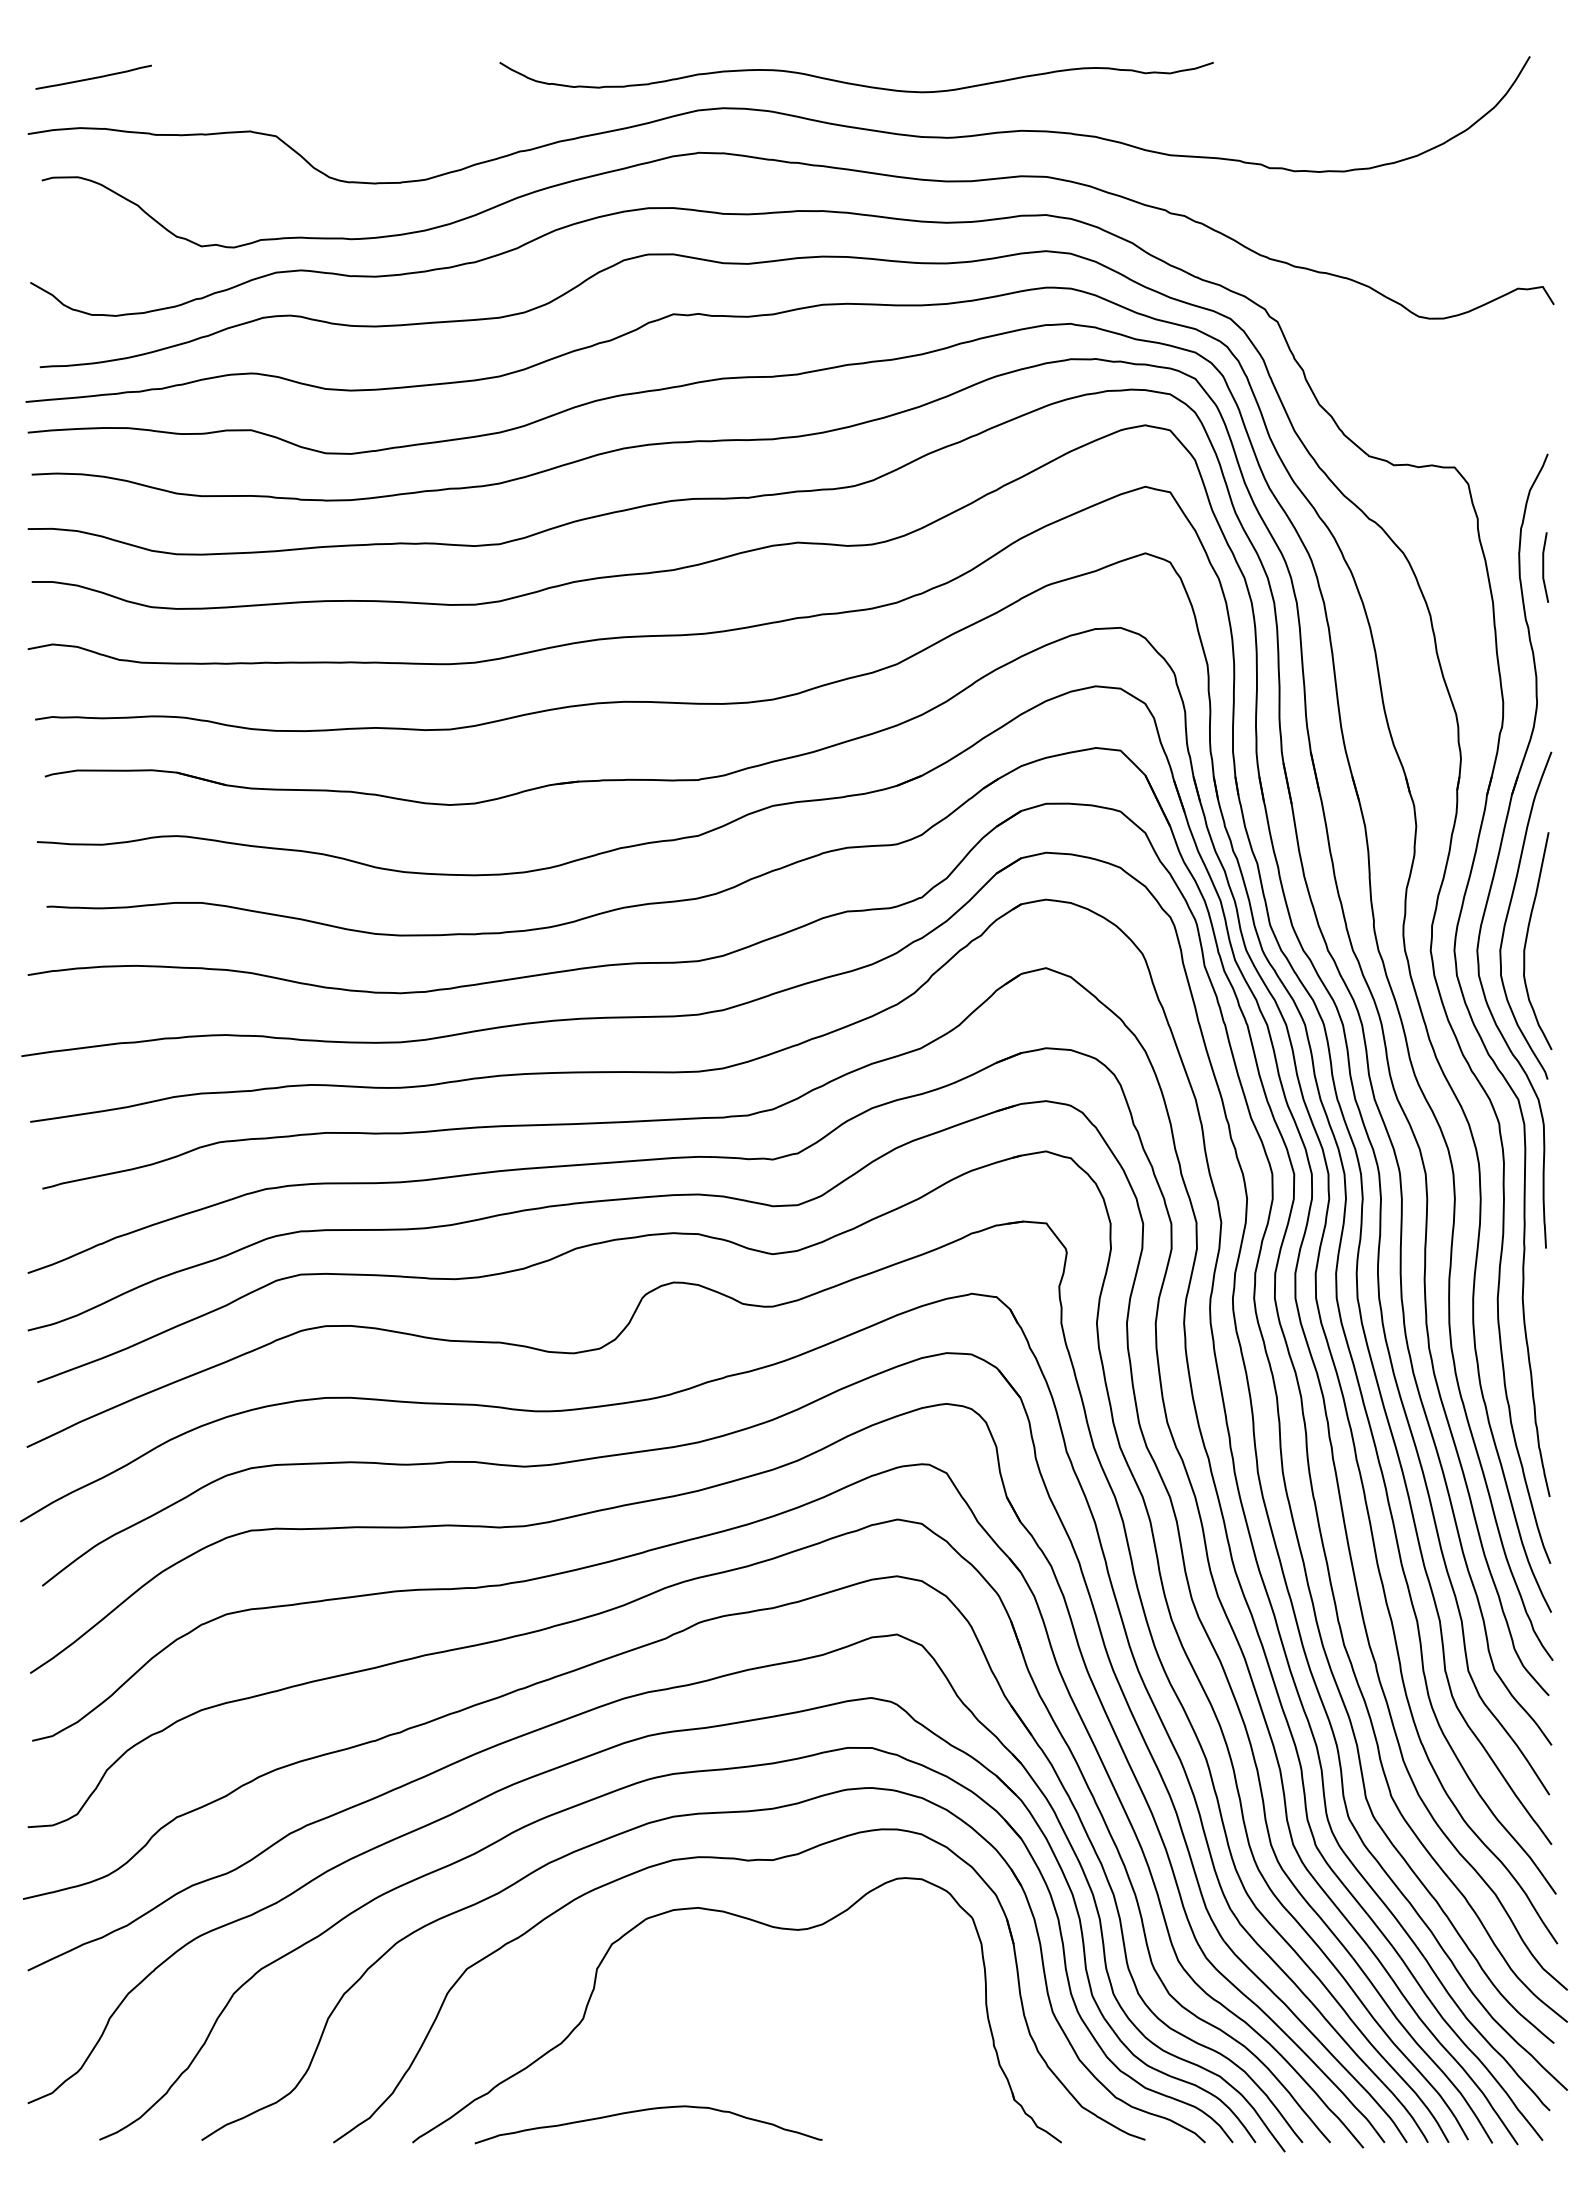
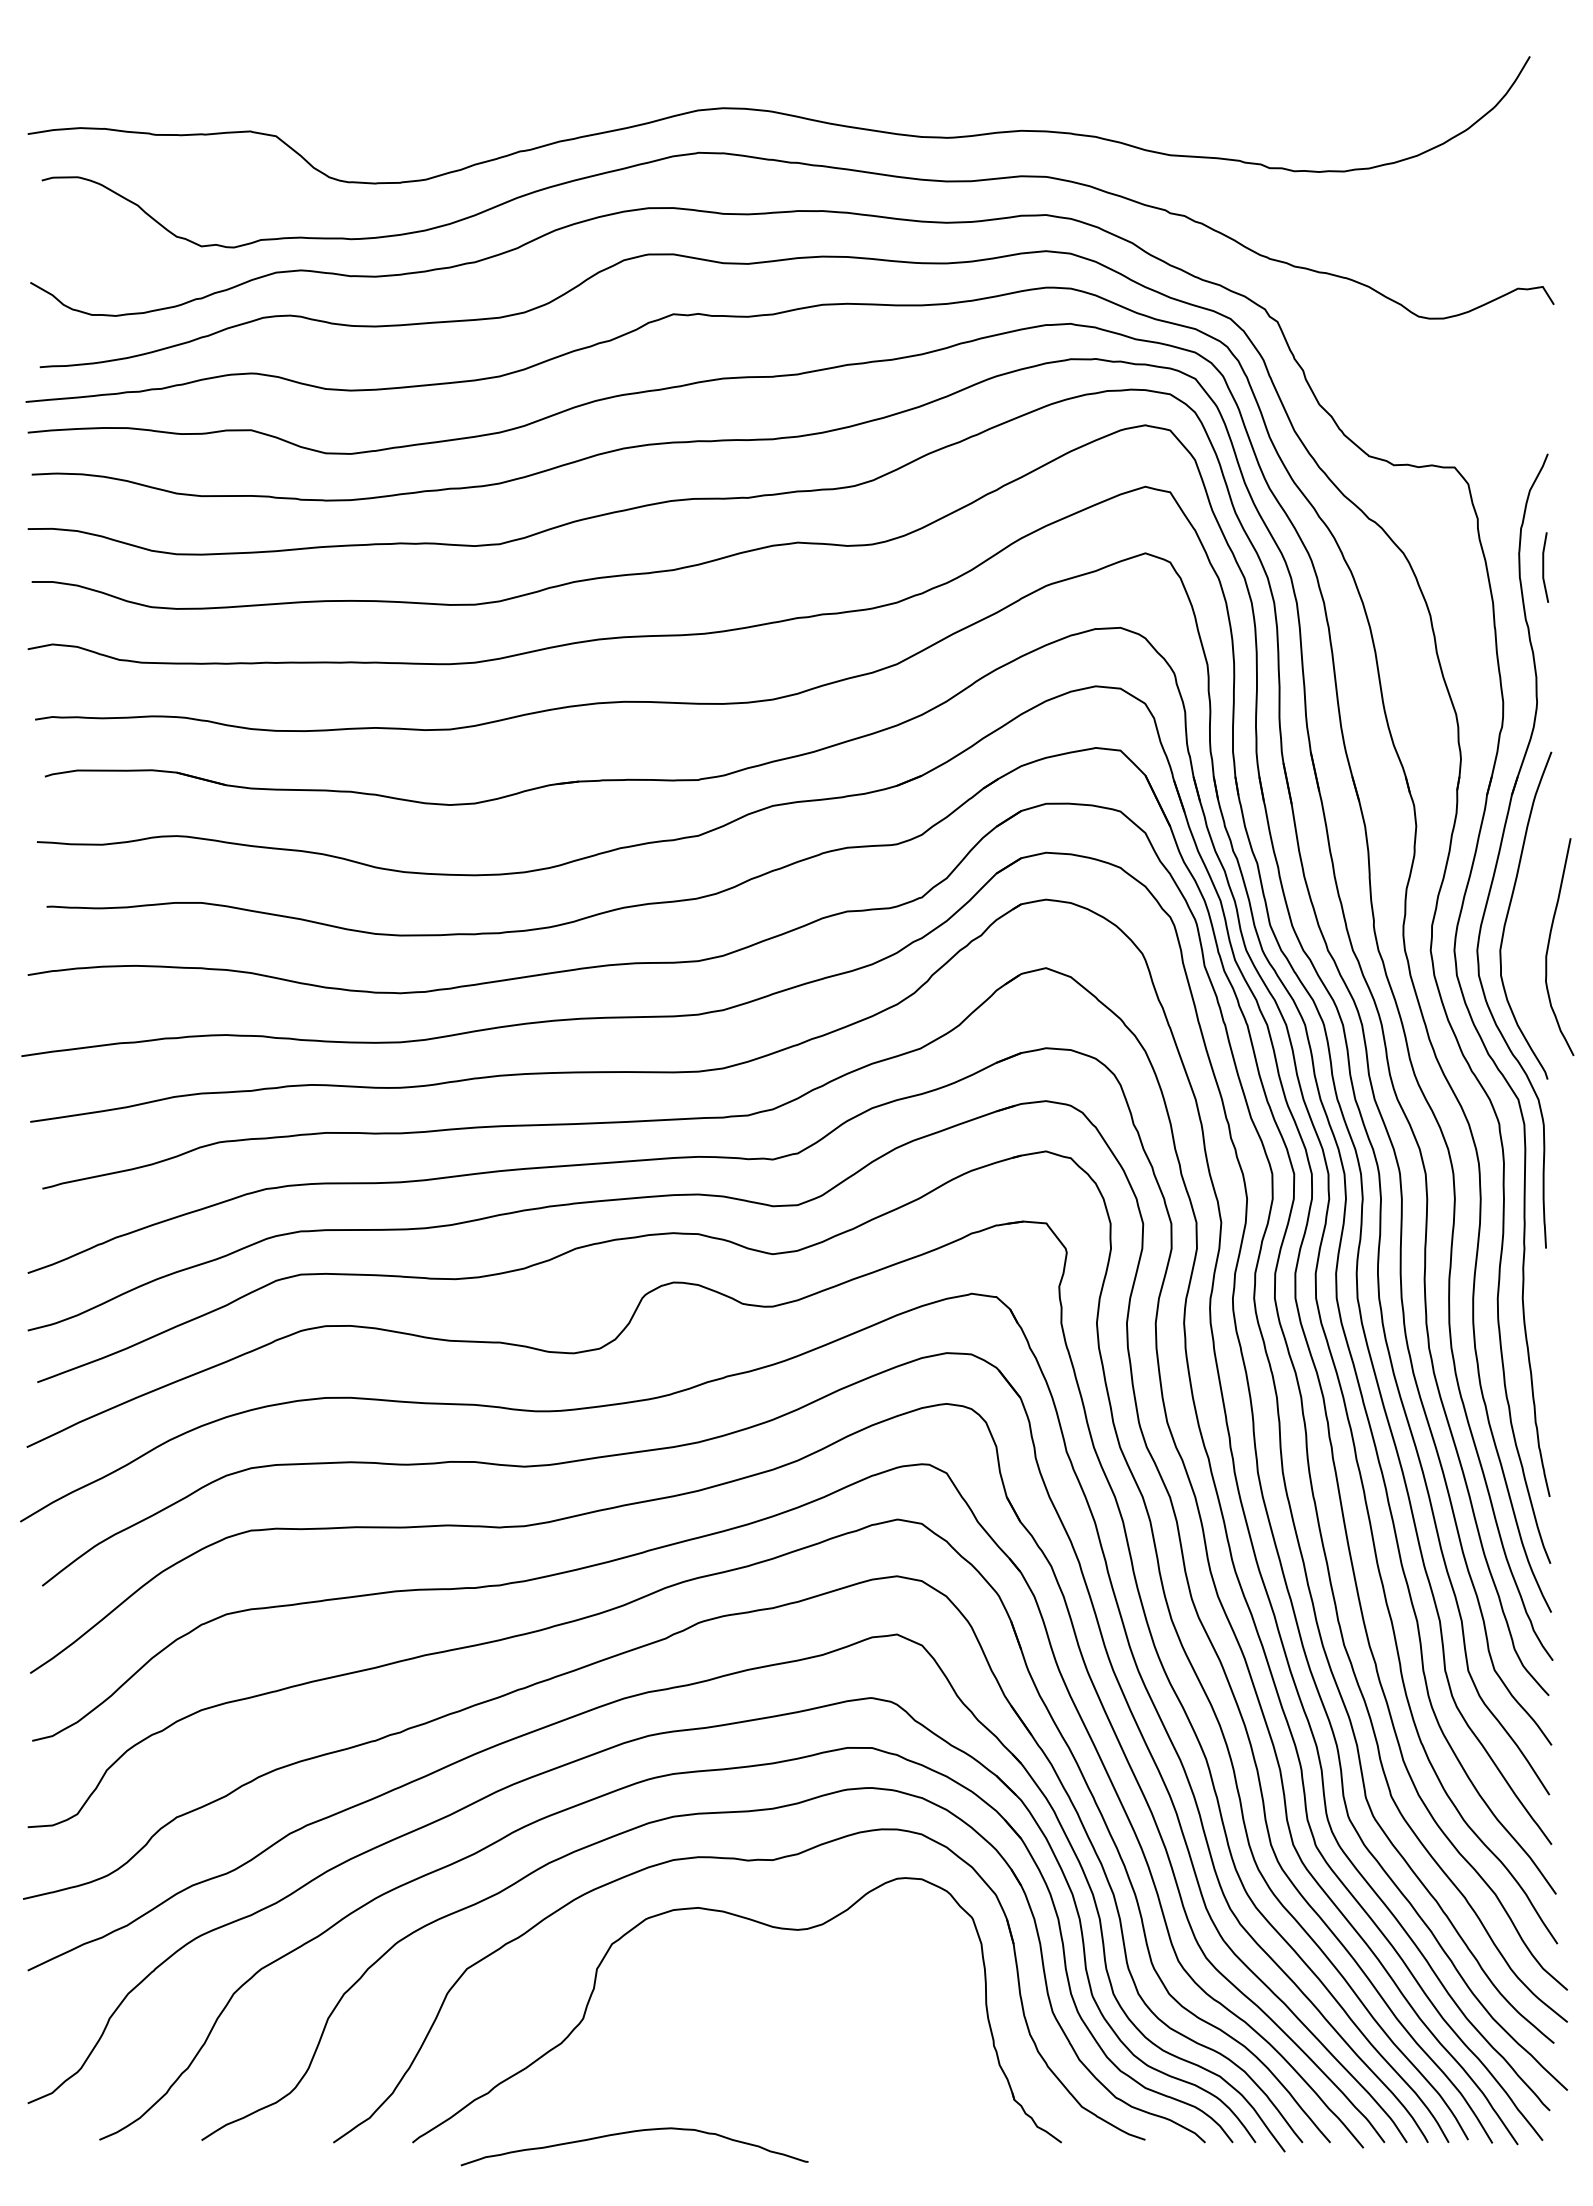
curve: present -> none (93, 77)
curve: present -> none (856, 83)
curve position: (1527, 939) -> (1549, 945) (1549, 945)
curve position: (648, 2110) -> (634, 2132) (634, 2132)
